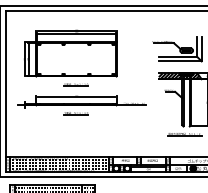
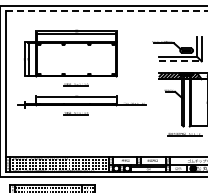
line: solid -> dashed (106, 10)
line: solid -> dashed (180, 61)
